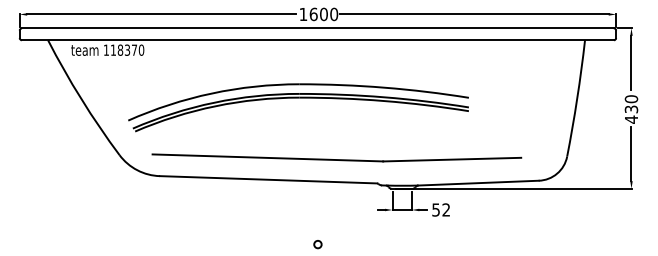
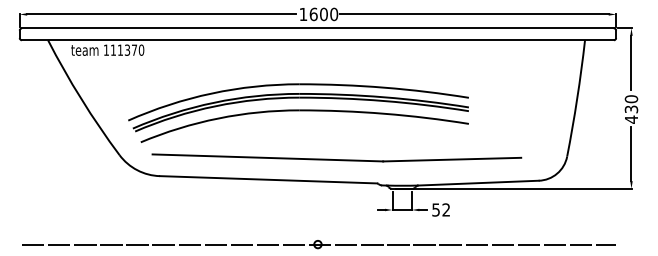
text: 118370 -> 111370 (120, 49)
part: none -> present (304, 111)
line: none -> present (318, 244)
